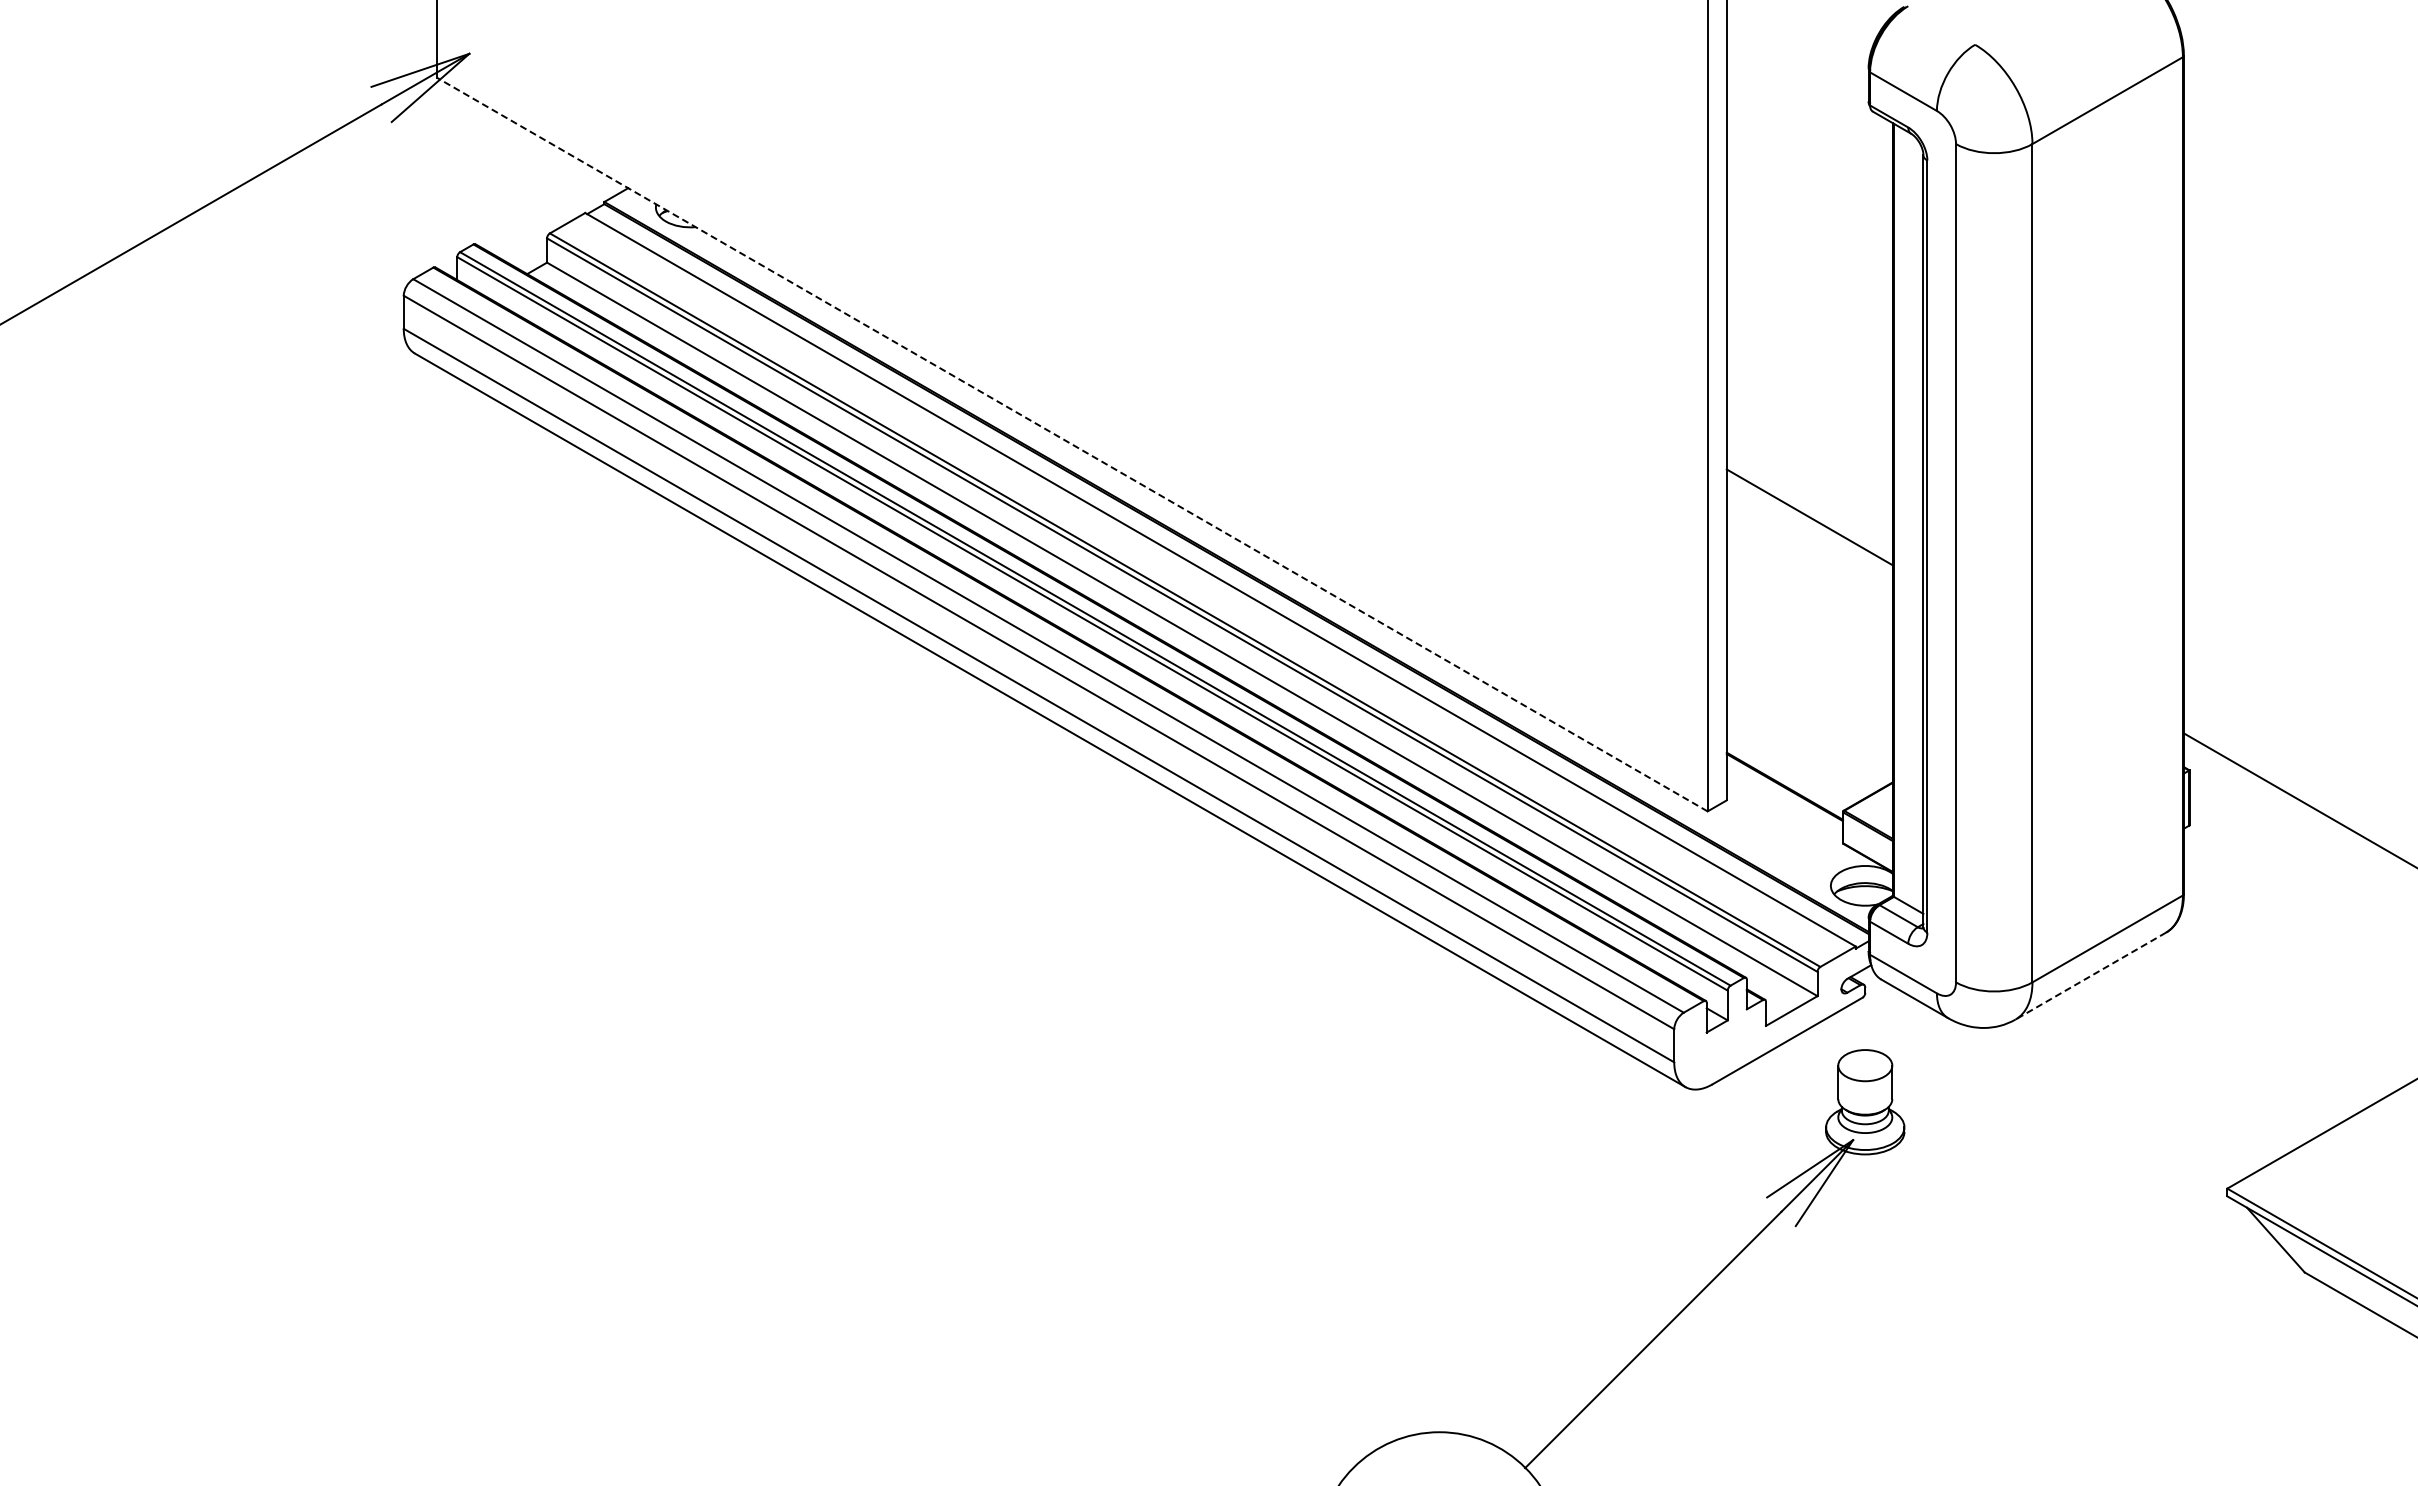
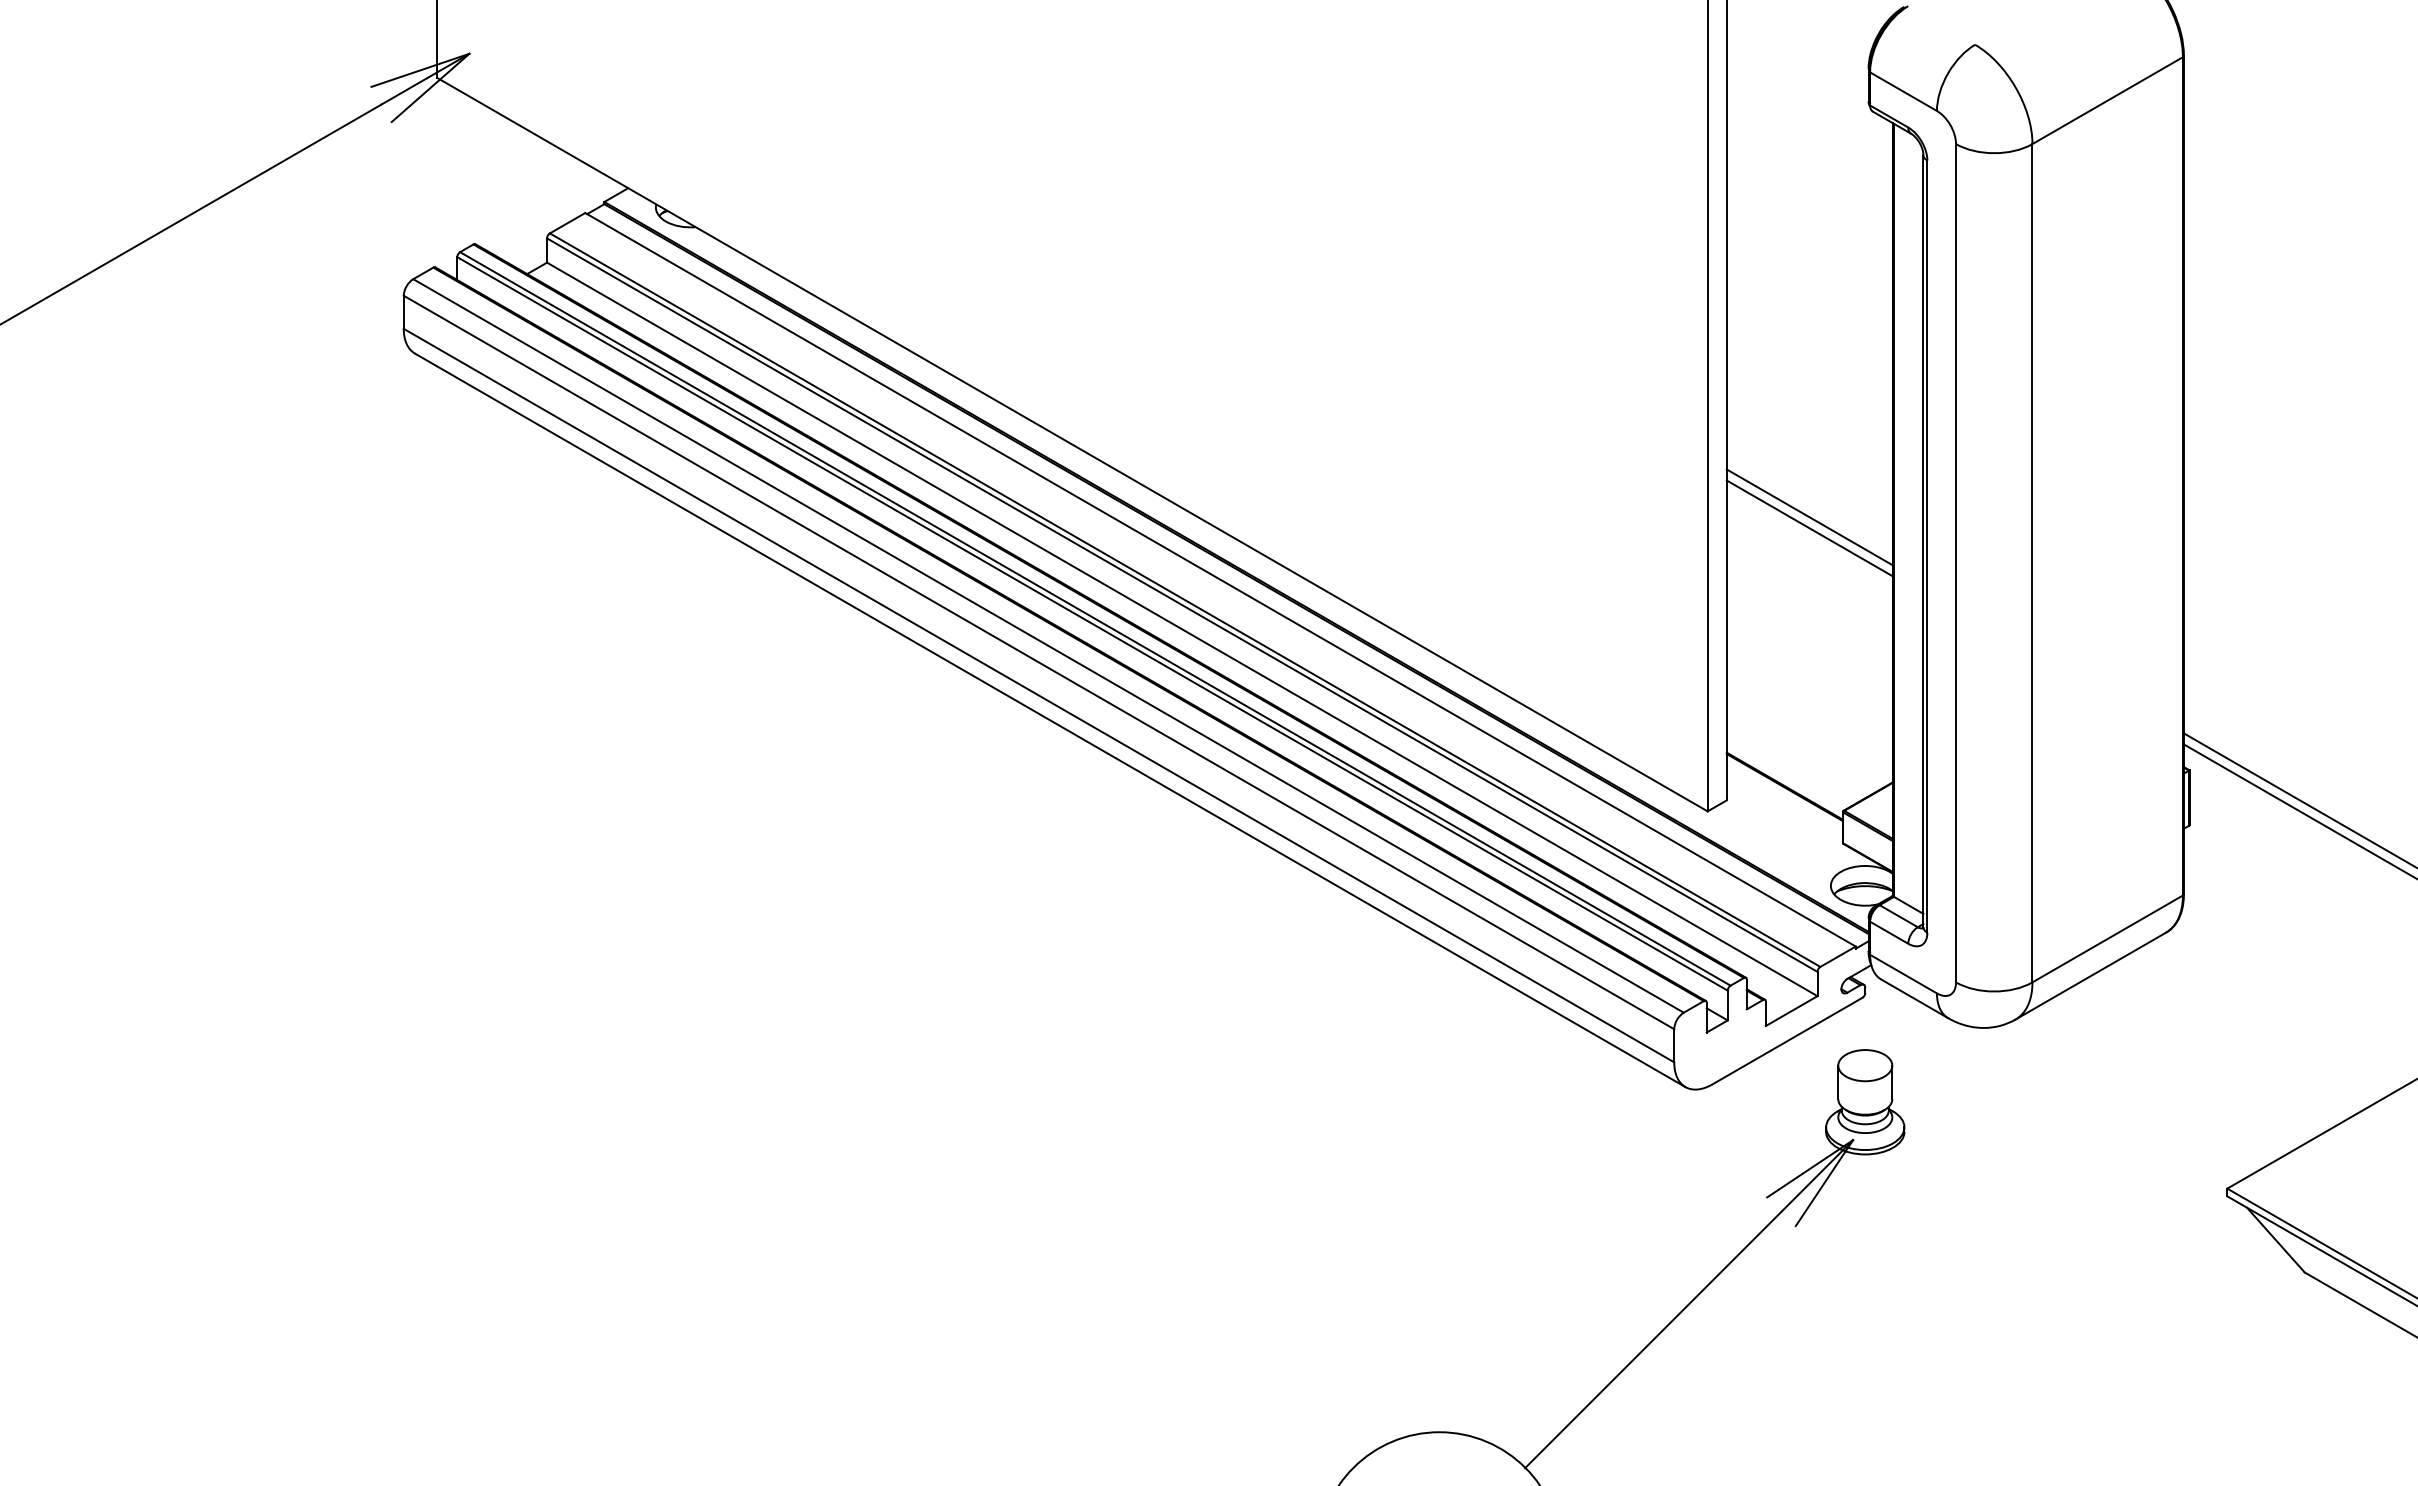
line: dashed -> solid (1072, 444)
line: none -> present (1809, 528)
line: none -> present (2298, 810)
line: dashed -> solid (2090, 976)
